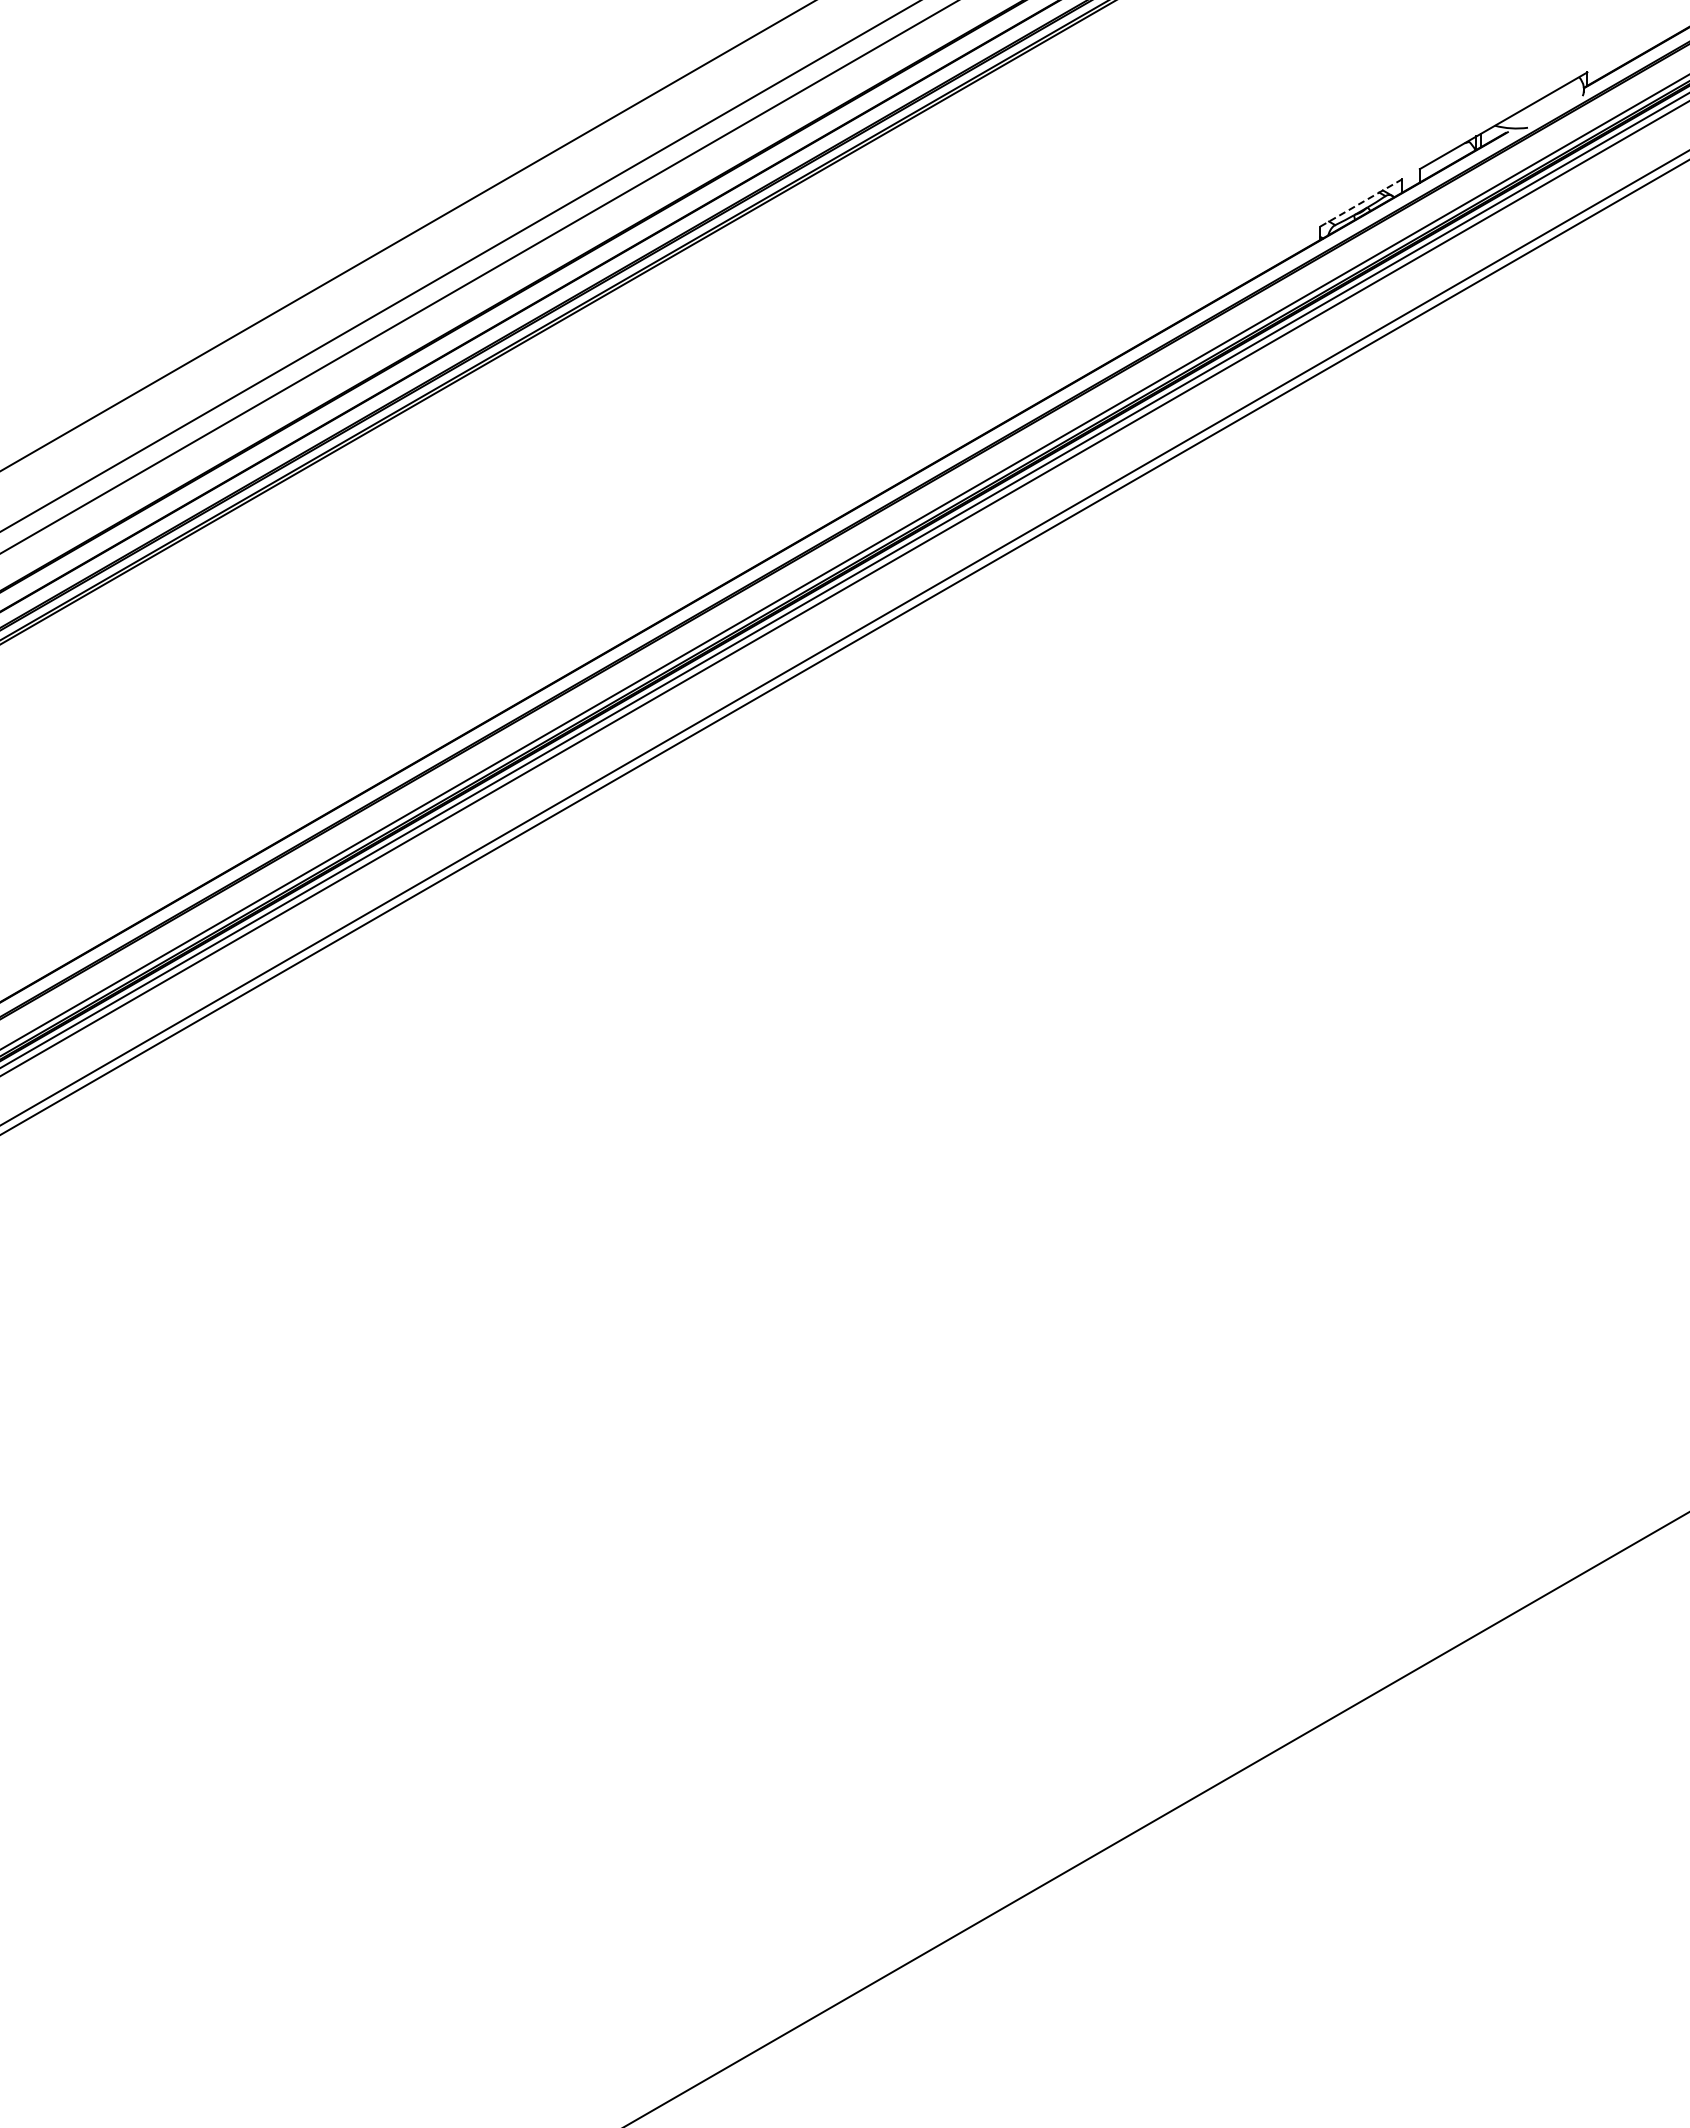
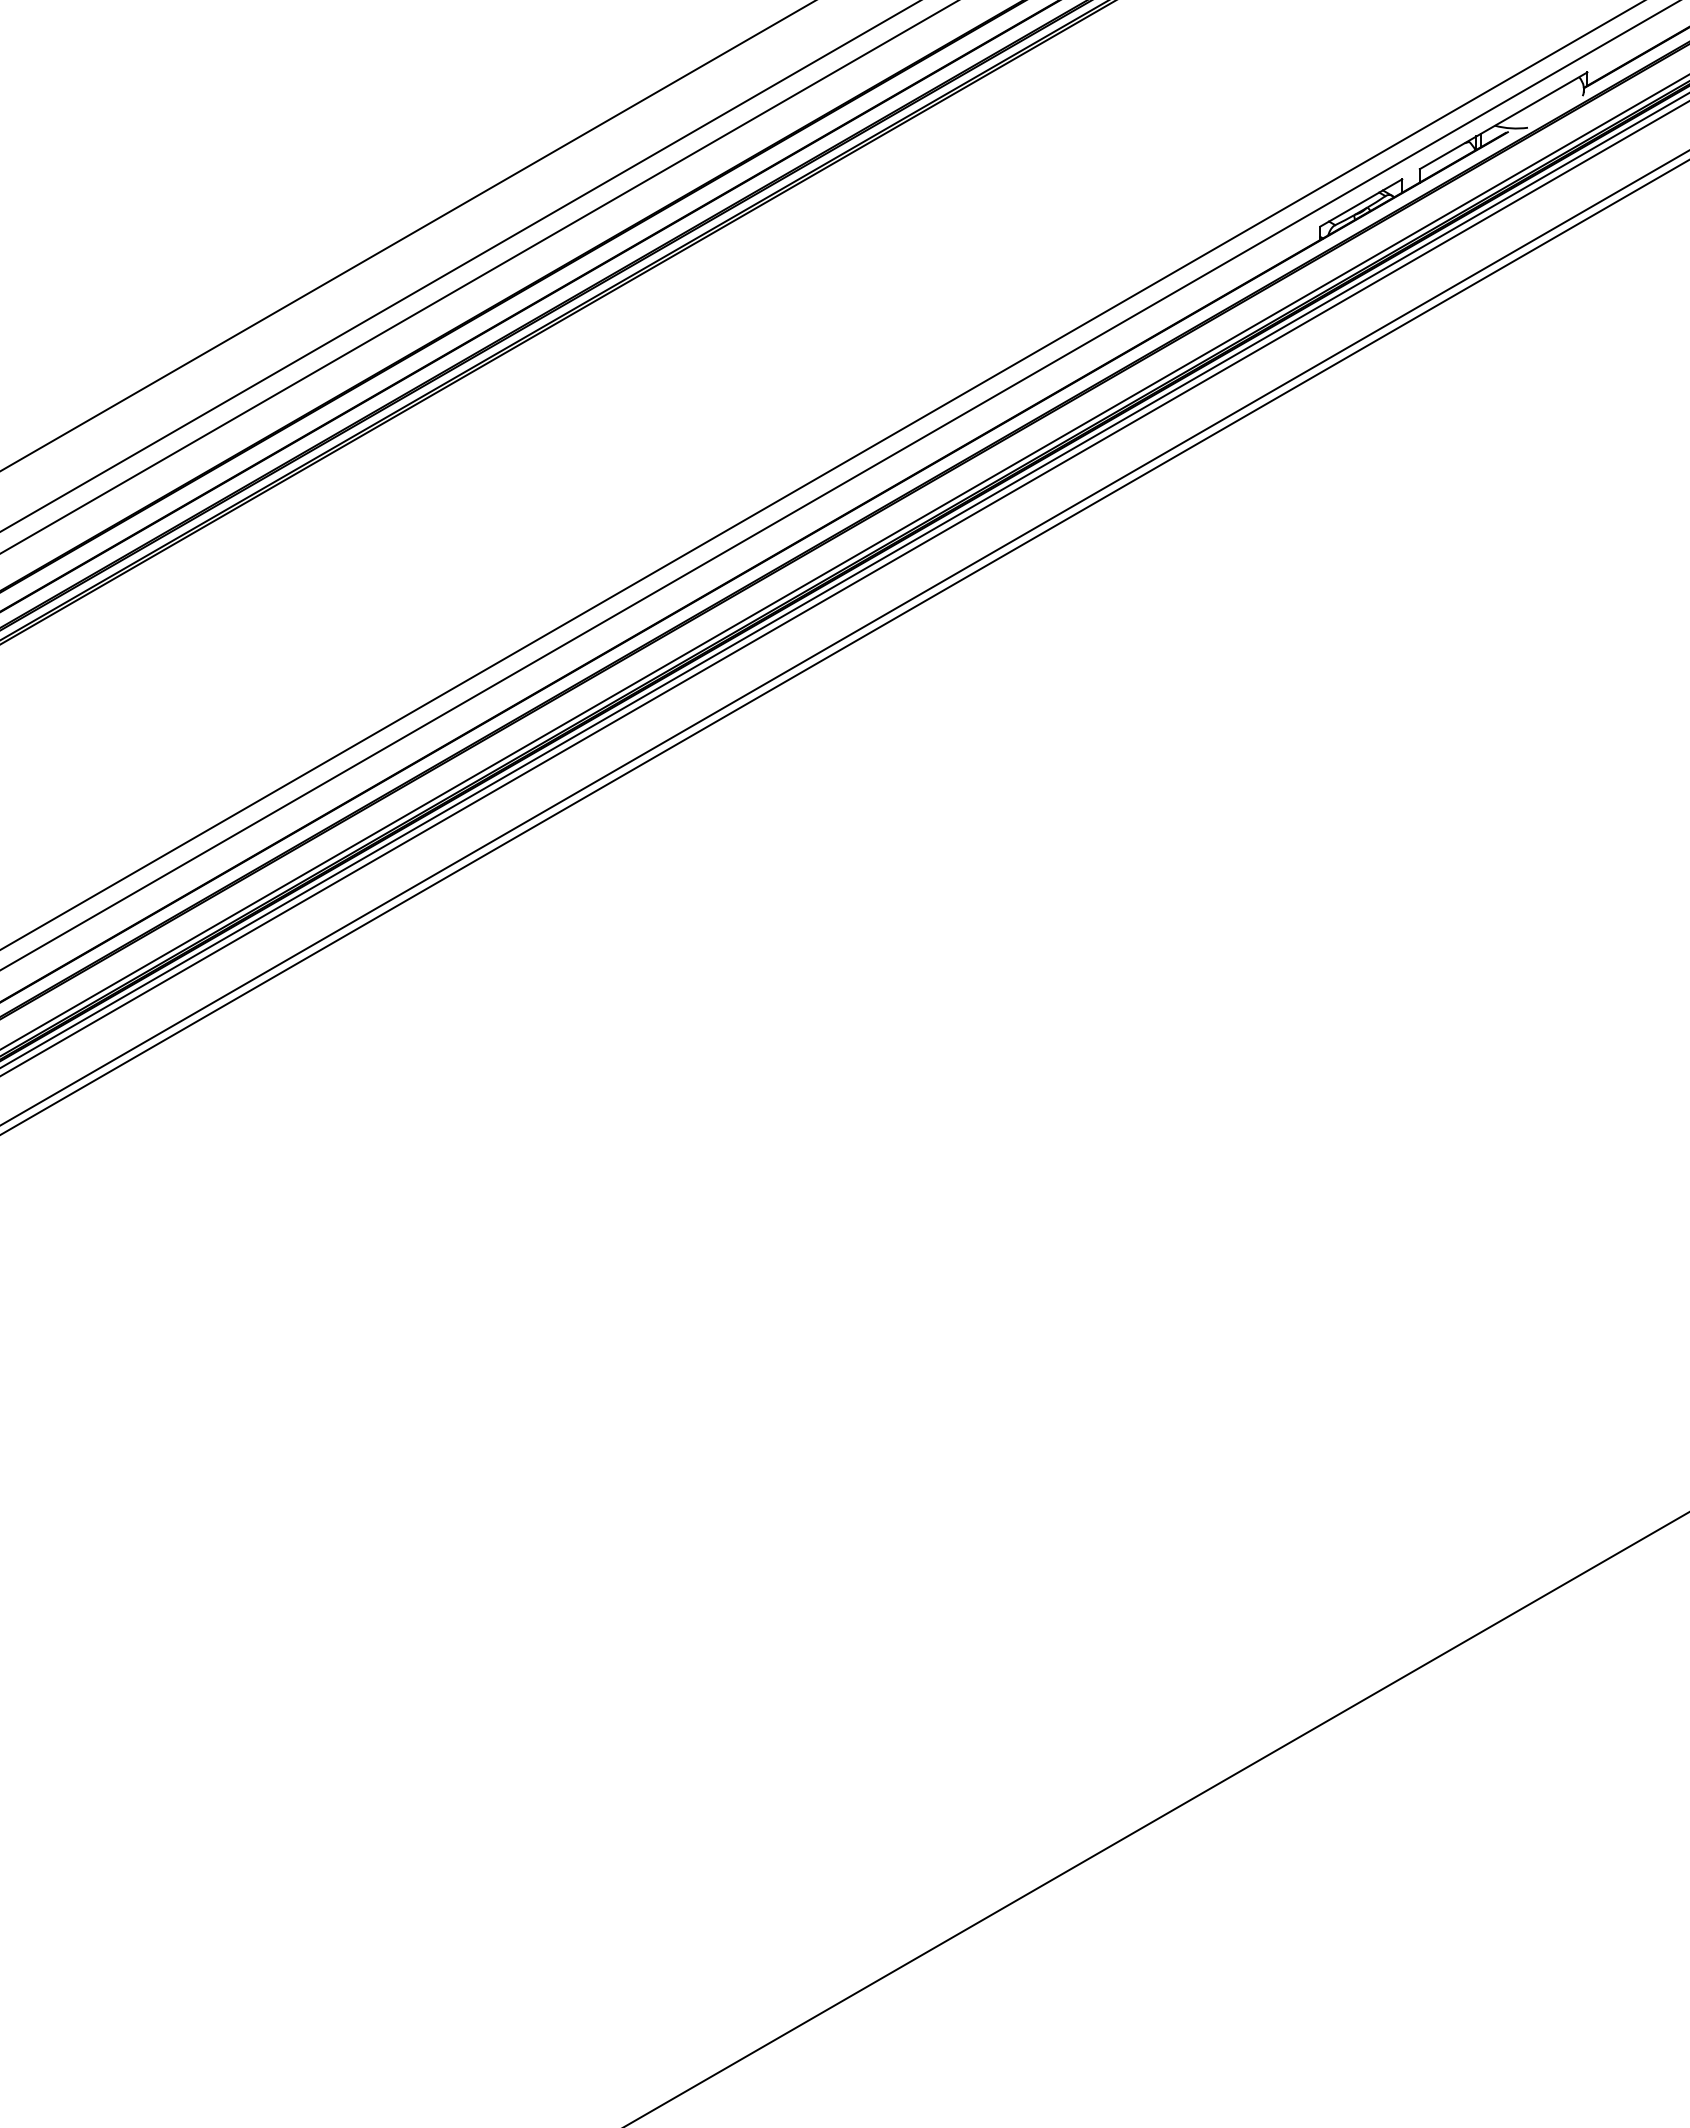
line: dashed -> solid (1361, 202)
line: none -> present (821, 475)
line: none -> present (839, 485)
